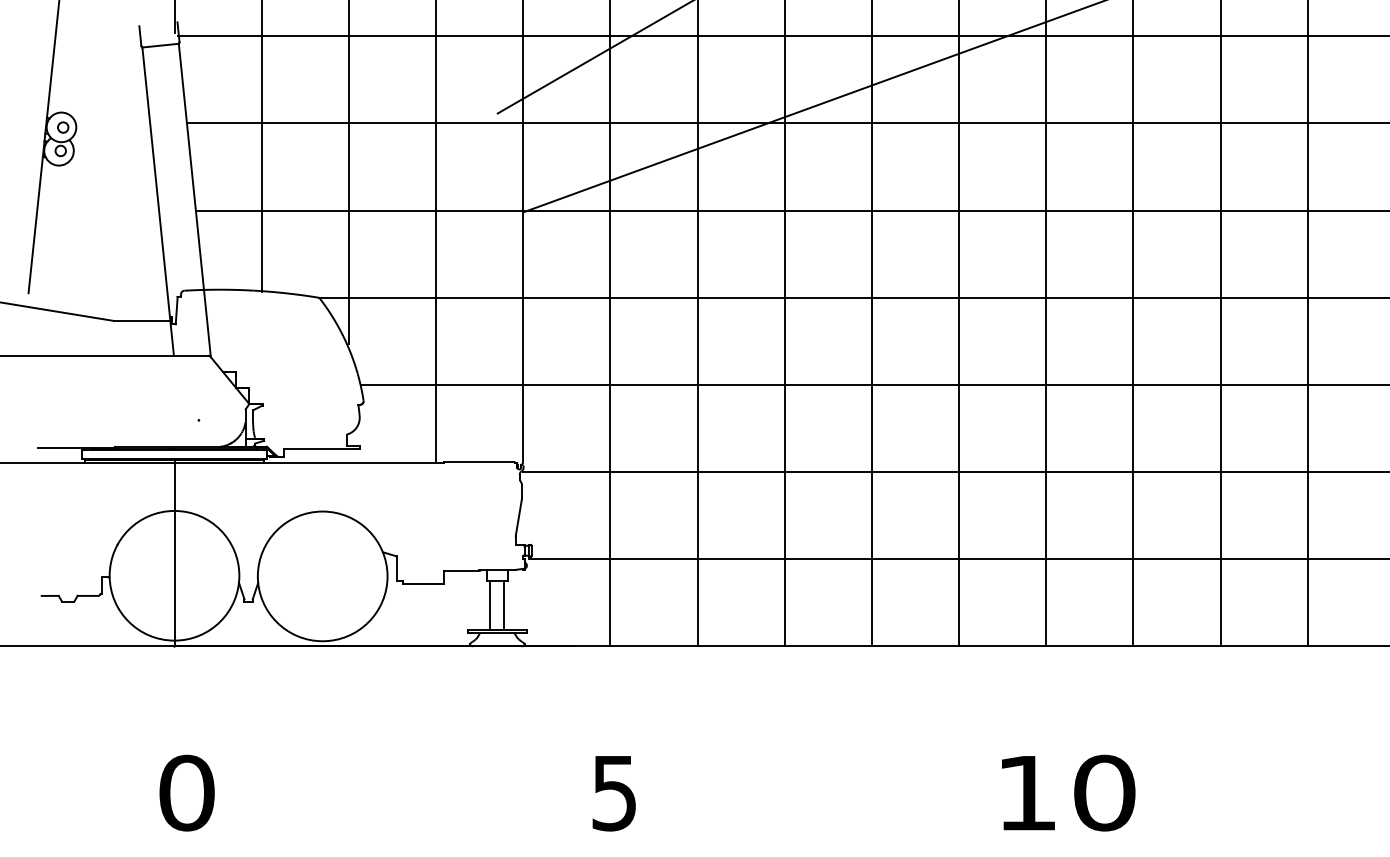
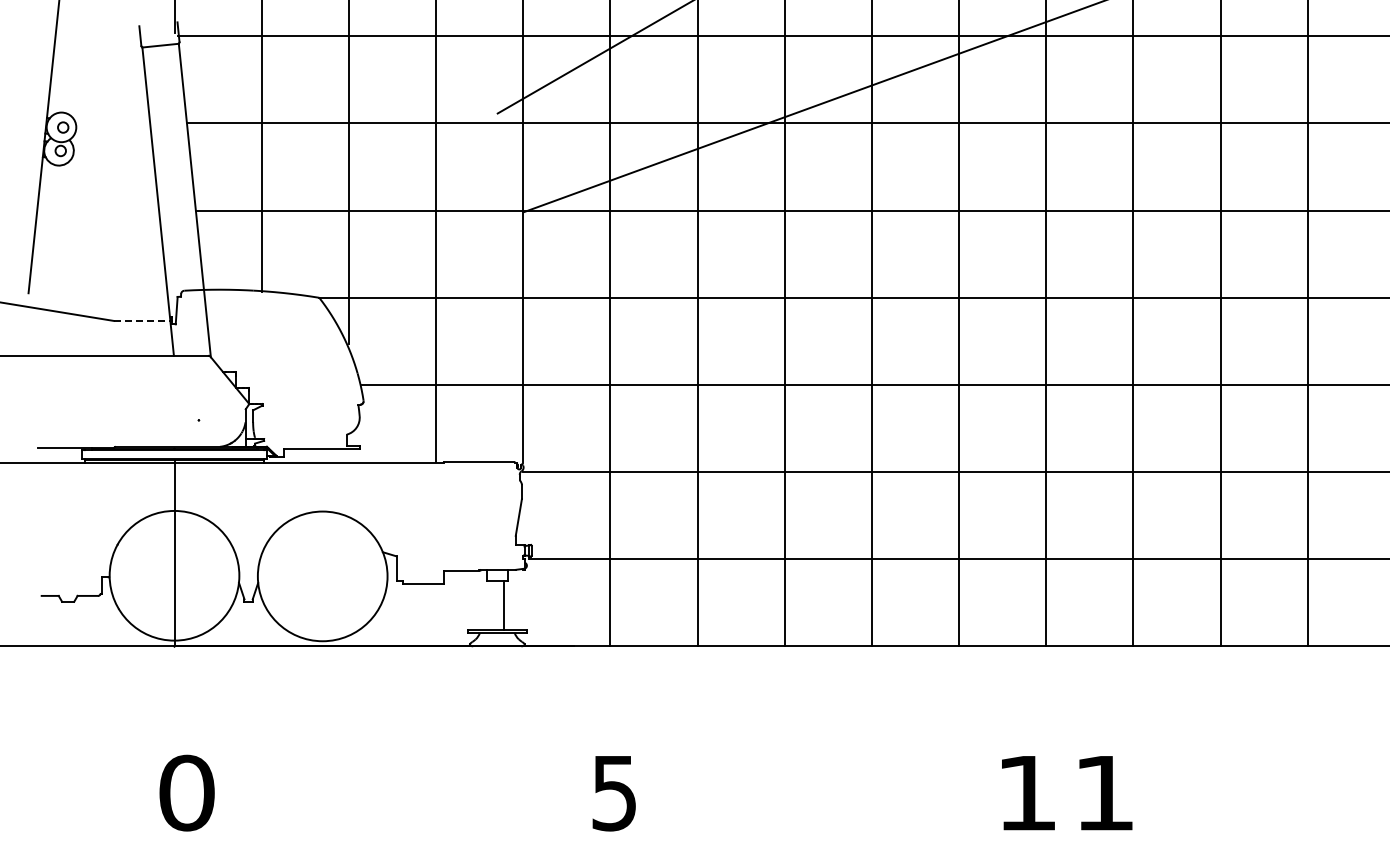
line: solid -> dashed (142, 320)
line: present -> none (490, 605)
text: 10 -> 11 (1104, 792)
